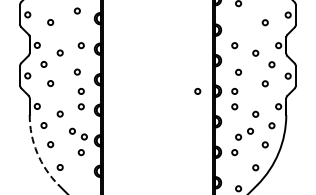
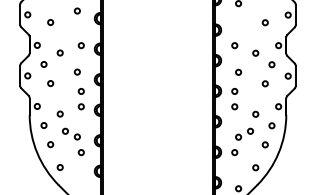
circle: present -> none (197, 91)
part position: (78, 133) -> (71, 133) (71, 133)
arc: dashed -> solid (37, 152)
